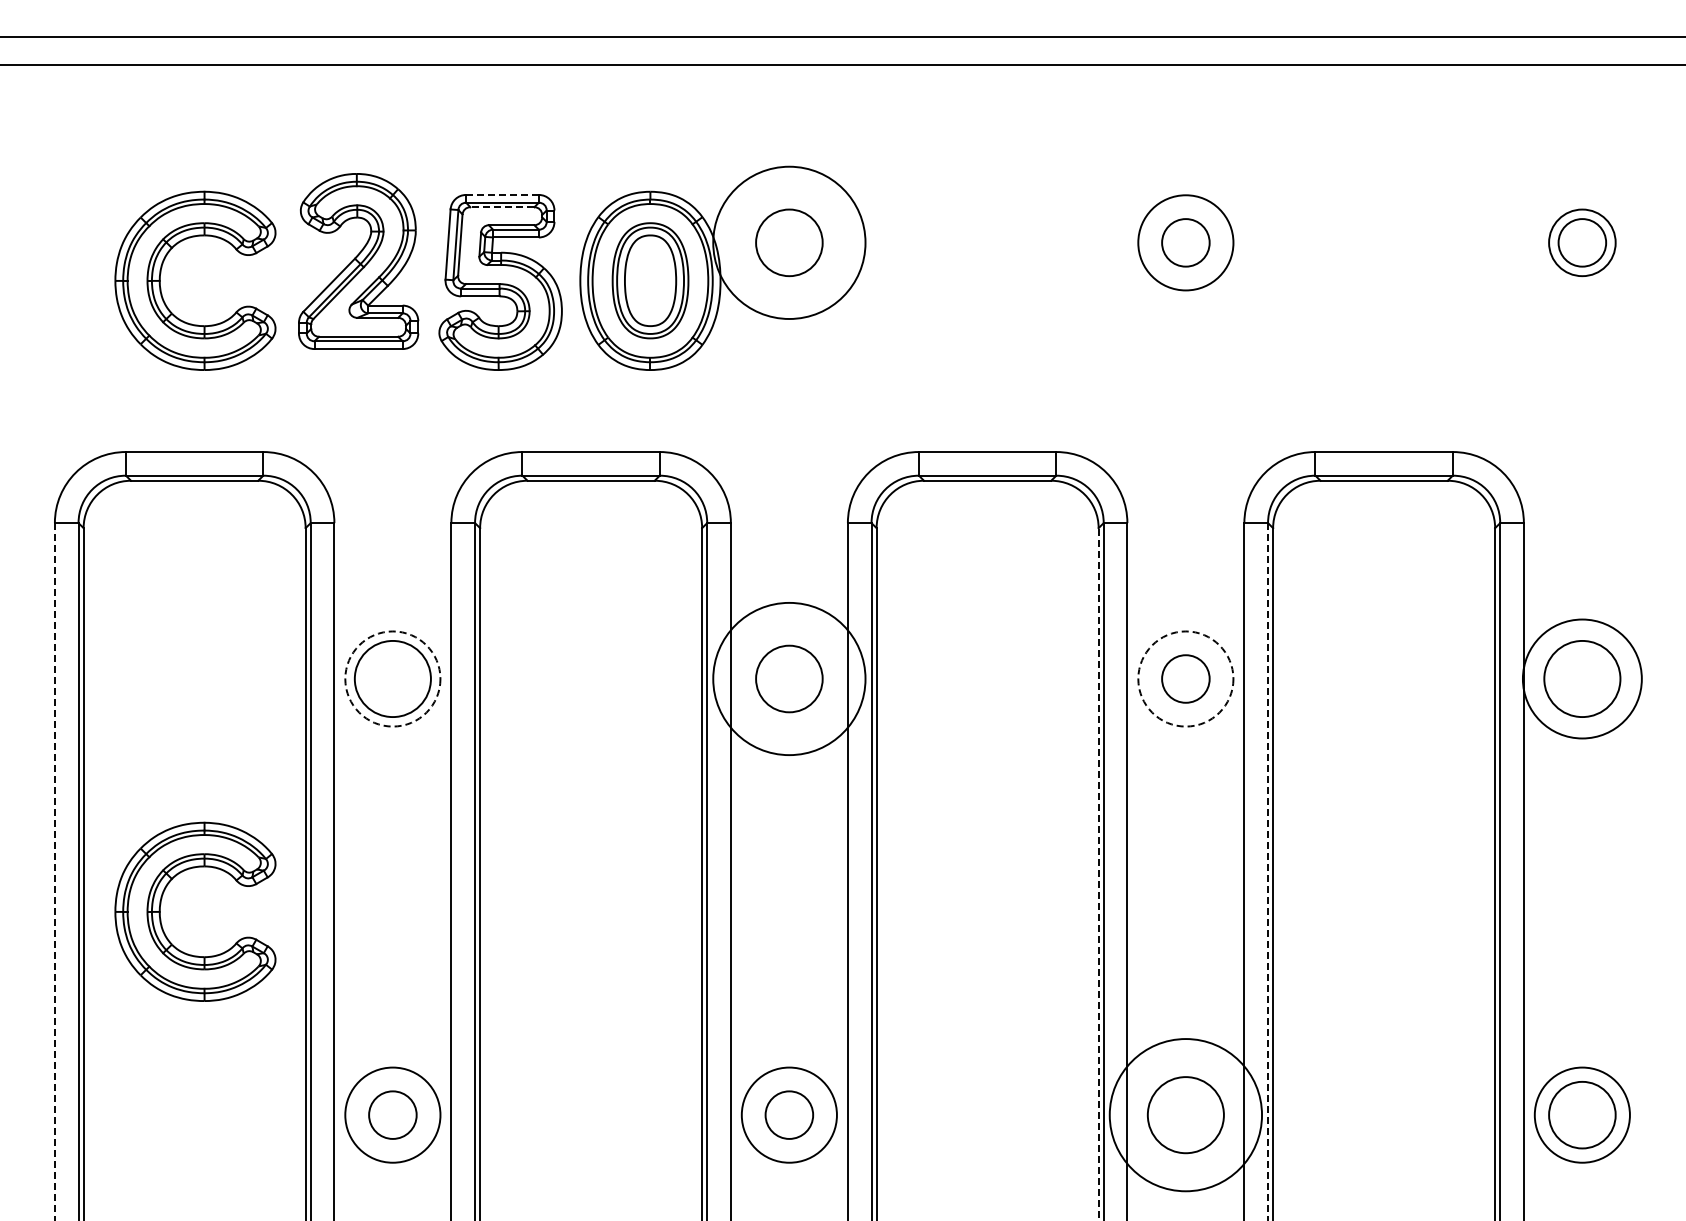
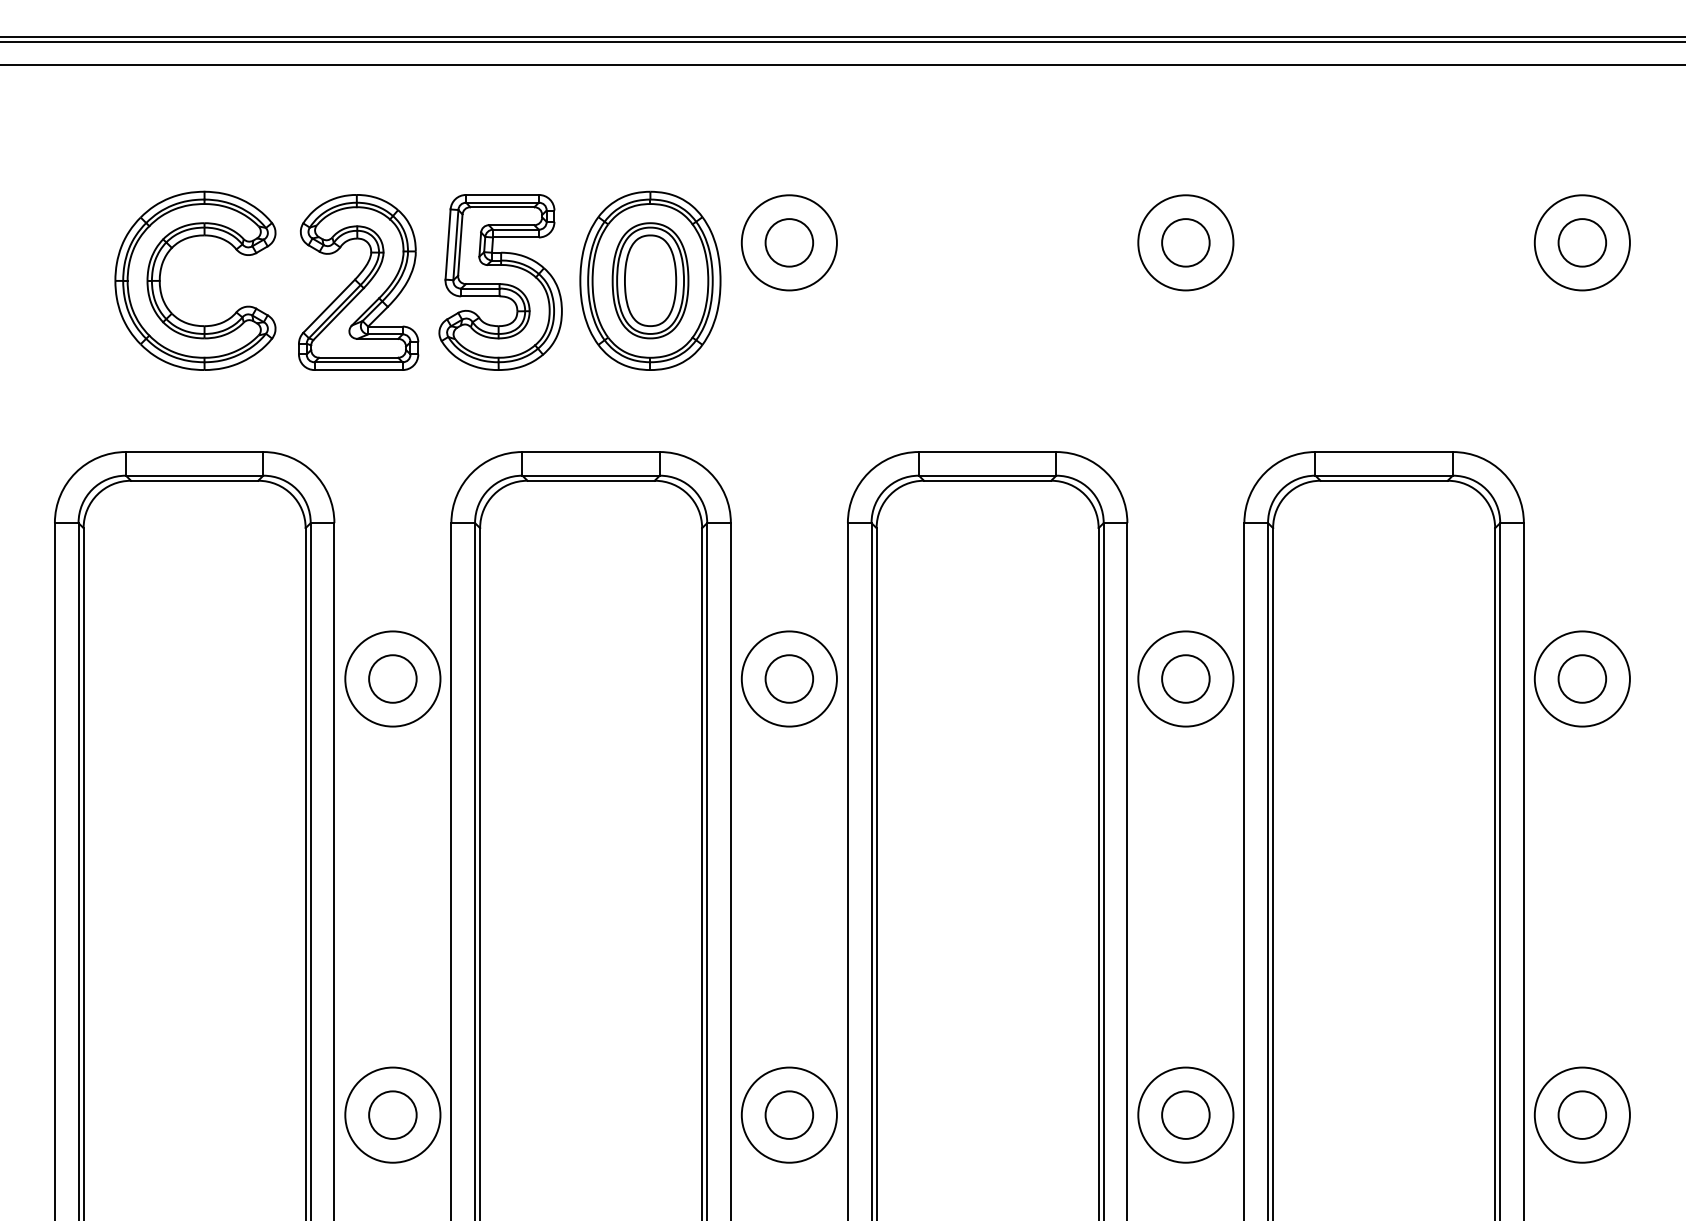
line: none -> present (842, 41)
line: dashed -> solid (503, 194)
line: dashed -> solid (501, 207)
circle diameter: 152 px -> 95 px (788, 242)
circle diameter: 67 px -> 48 px (789, 242)
circle diameter: 67 px -> 95 px (1581, 242)
part position: (358, 261) -> (358, 282) (358, 282)
circle diameter: 76 px -> 48 px (392, 678)
circle: dashed -> solid (392, 678)
circle diameter: 152 px -> 95 px (788, 678)
circle diameter: 67 px -> 48 px (789, 678)
circle: dashed -> solid (1185, 678)
circle diameter: 119 px -> 95 px (1581, 678)
circle diameter: 76 px -> 48 px (1582, 678)
line: dashed -> solid (54, 871)
line: dashed -> solid (1268, 871)
line: dashed -> solid (1098, 874)
part: present -> none (161, 904)
circle diameter: 67 px -> 48 px (1582, 1114)
circle diameter: 152 px -> 95 px (1185, 1114)
circle diameter: 76 px -> 48 px (1185, 1114)
